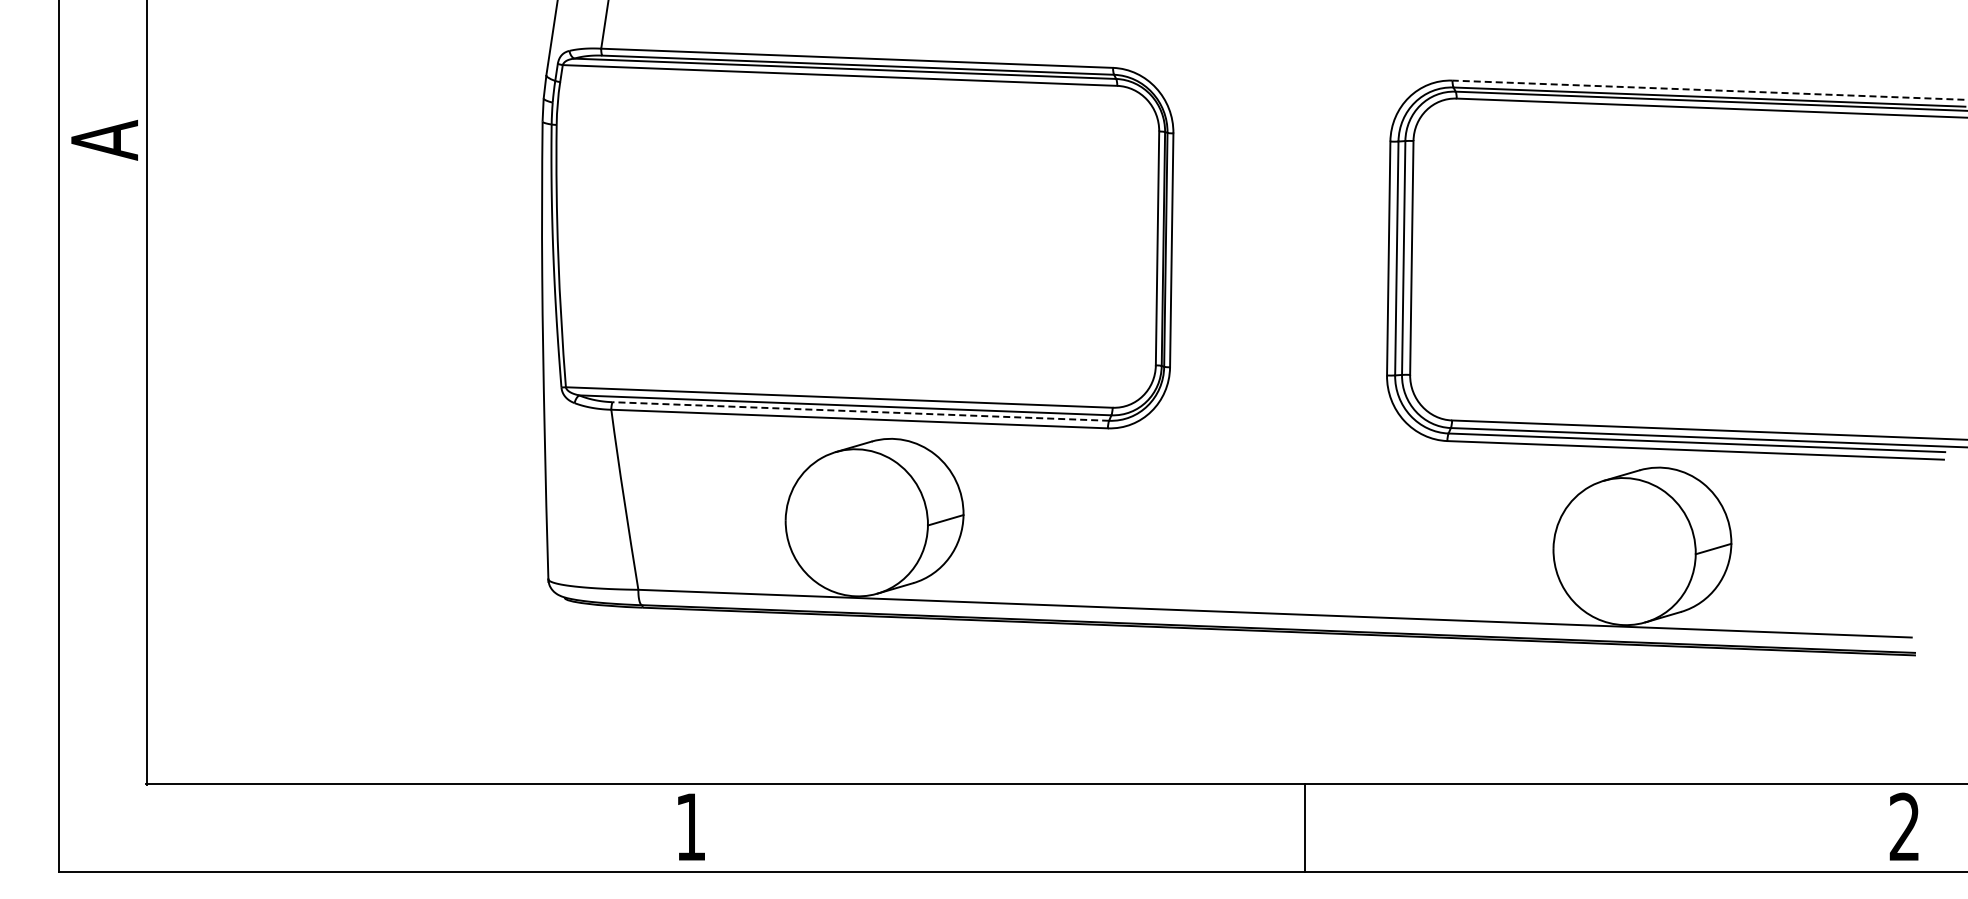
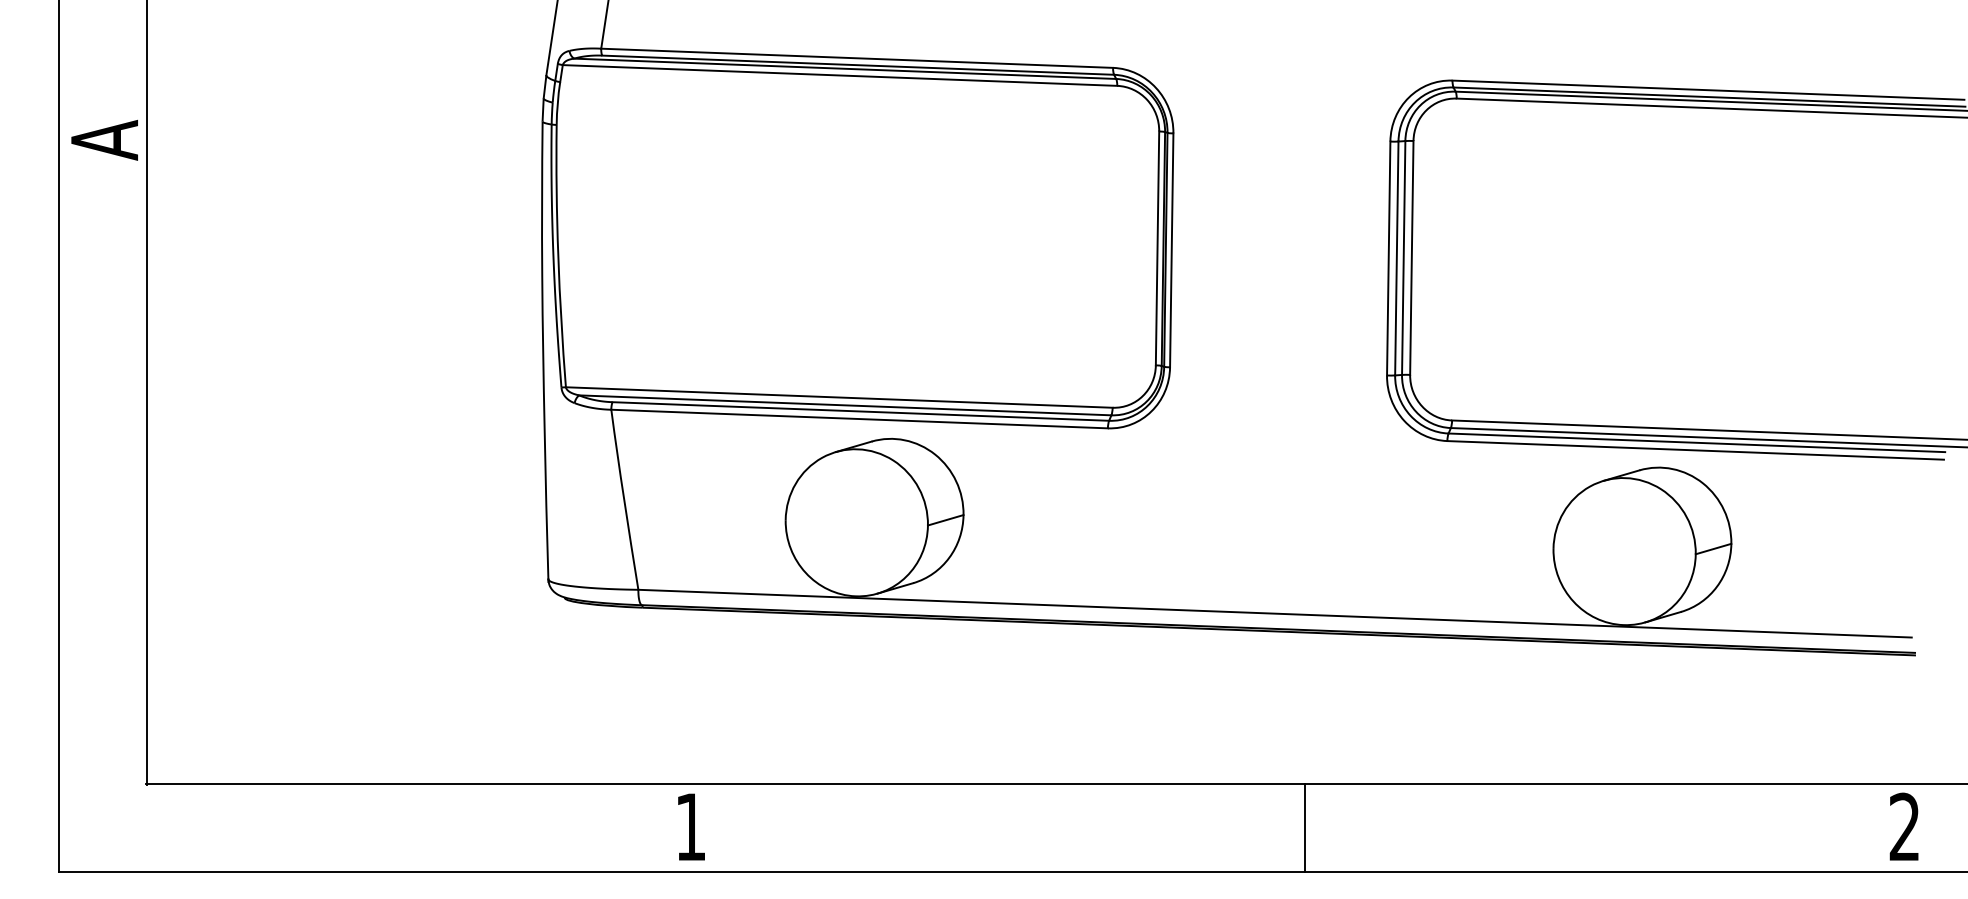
line: dashed -> solid (1707, 90)
line: dashed -> solid (860, 411)
